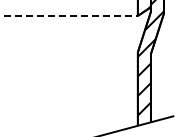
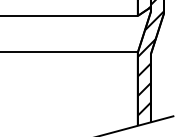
line: dashed -> solid (68, 15)
line: none -> present (69, 52)
